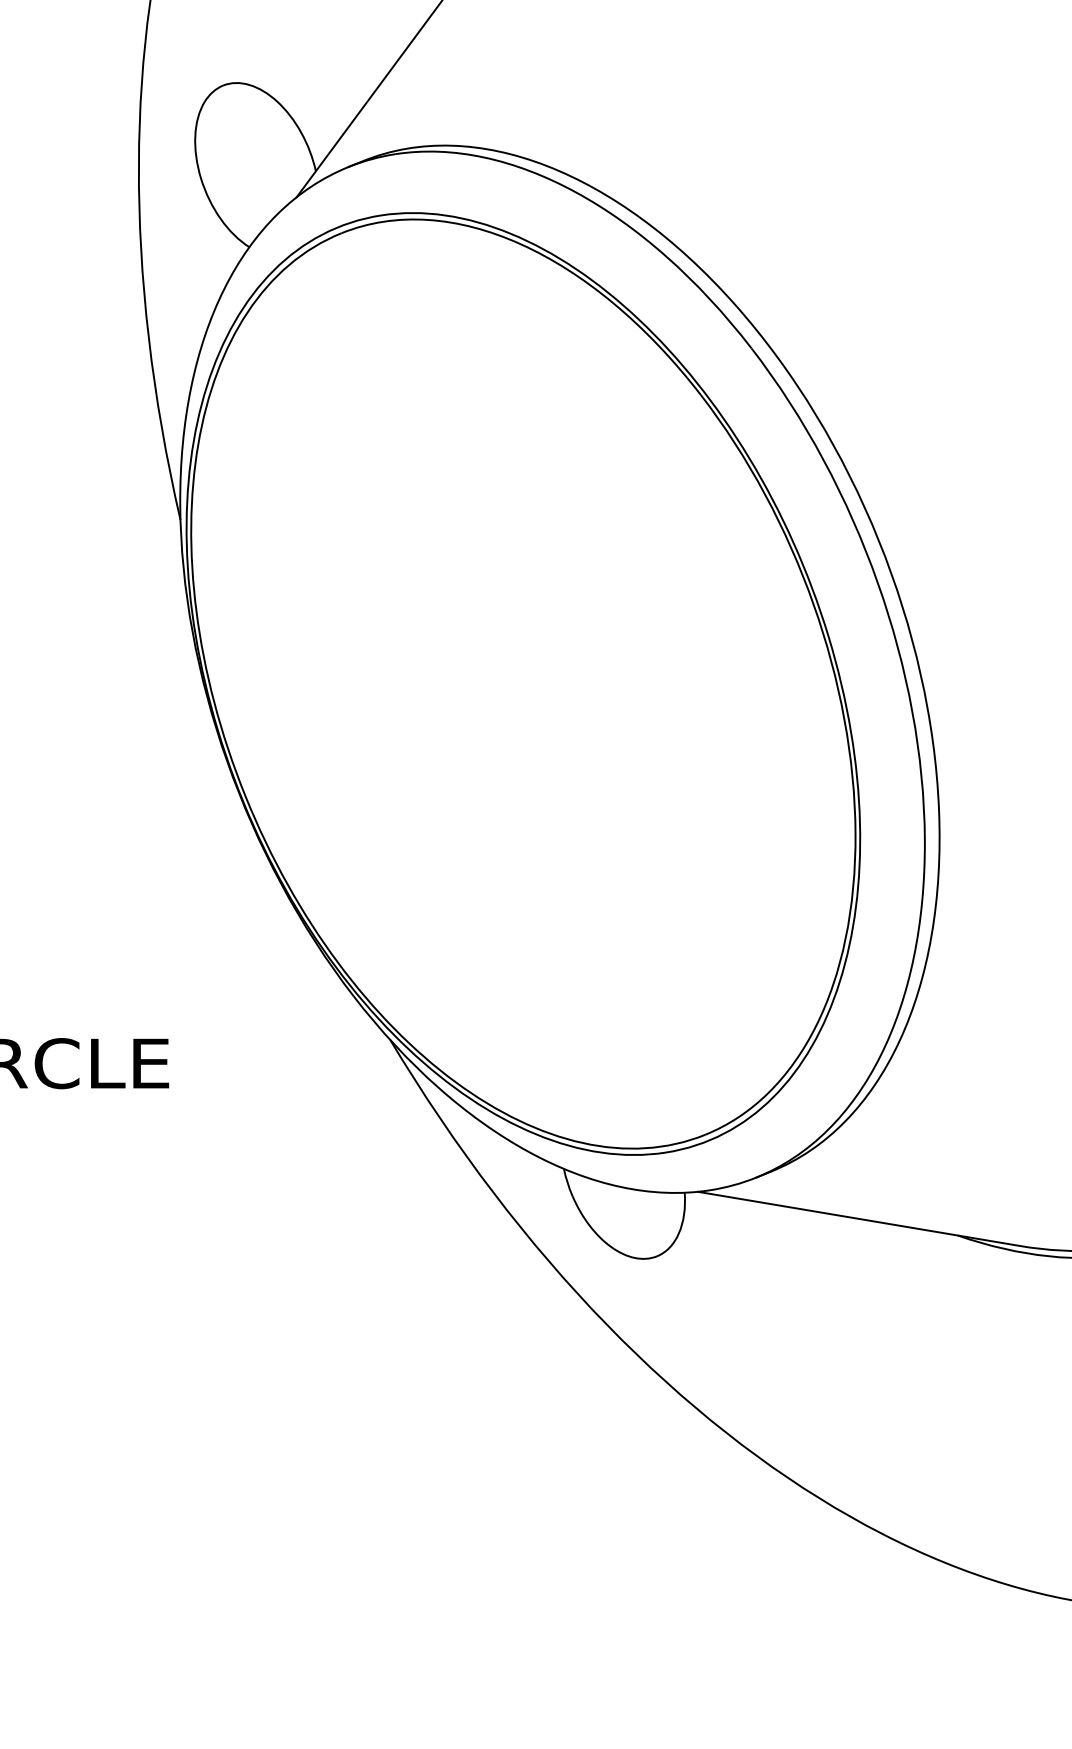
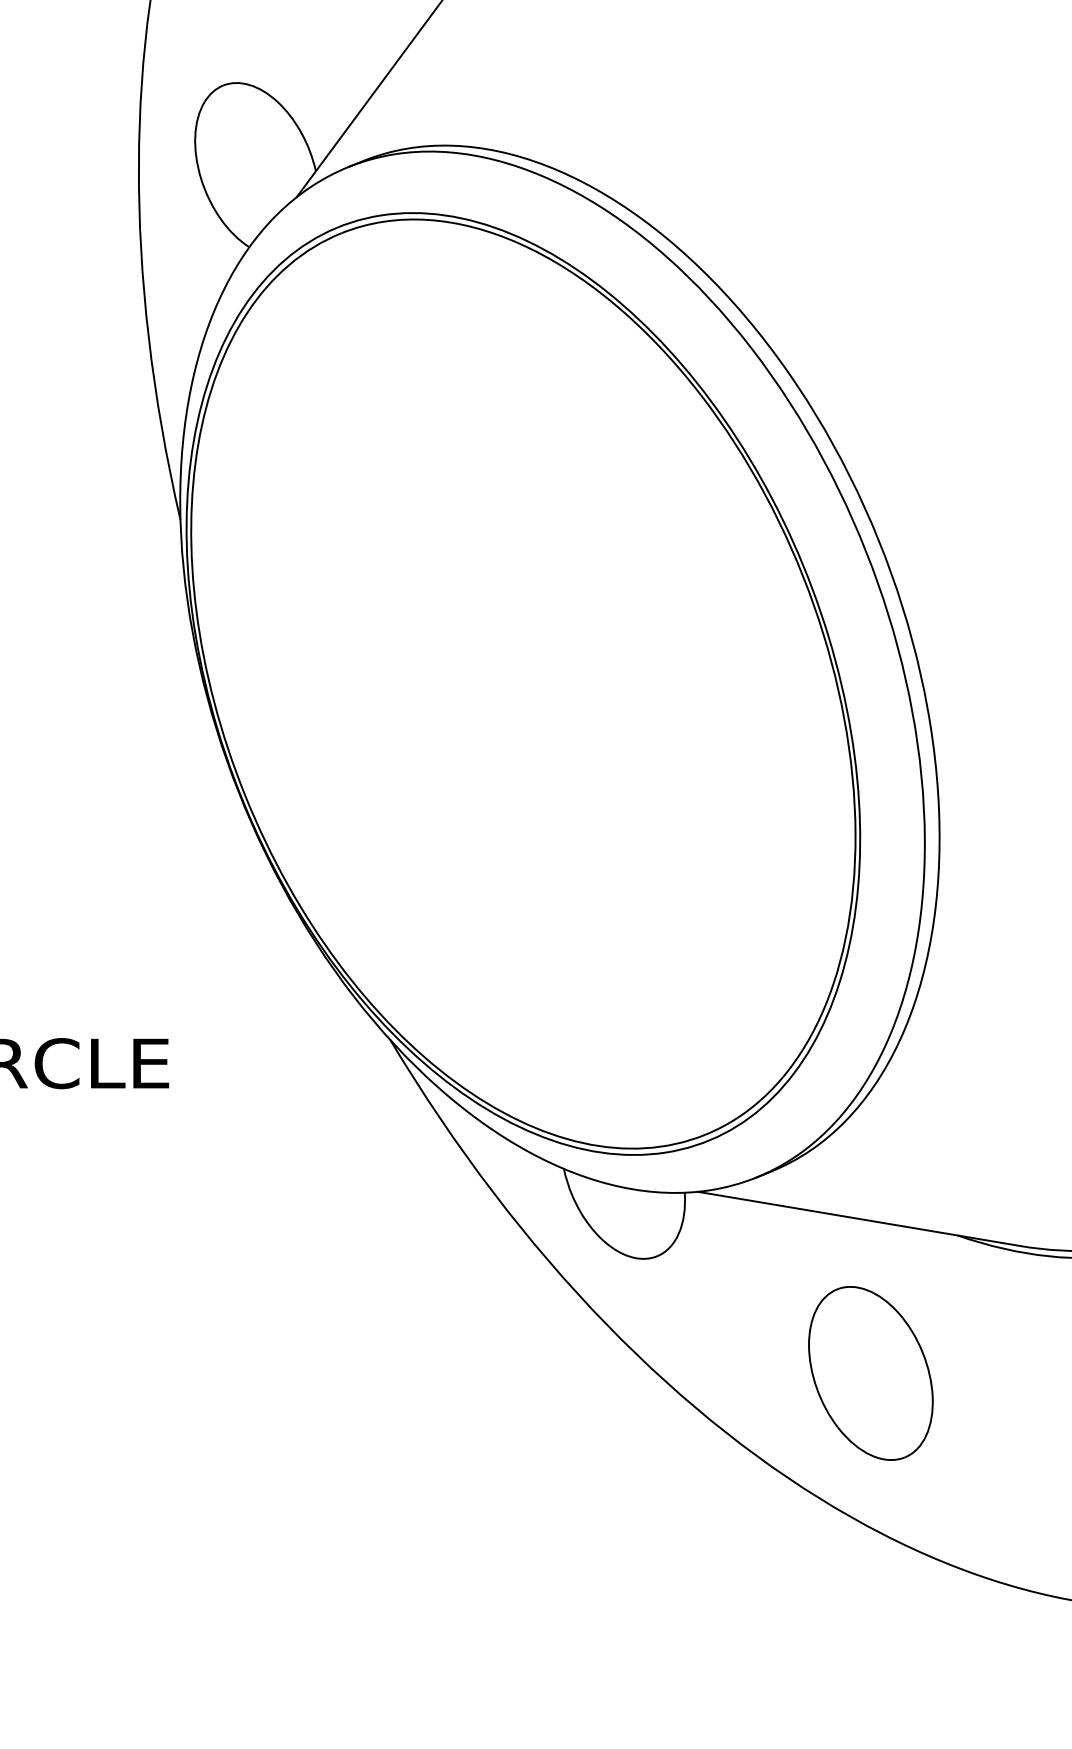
part: none -> present (870, 1373)
